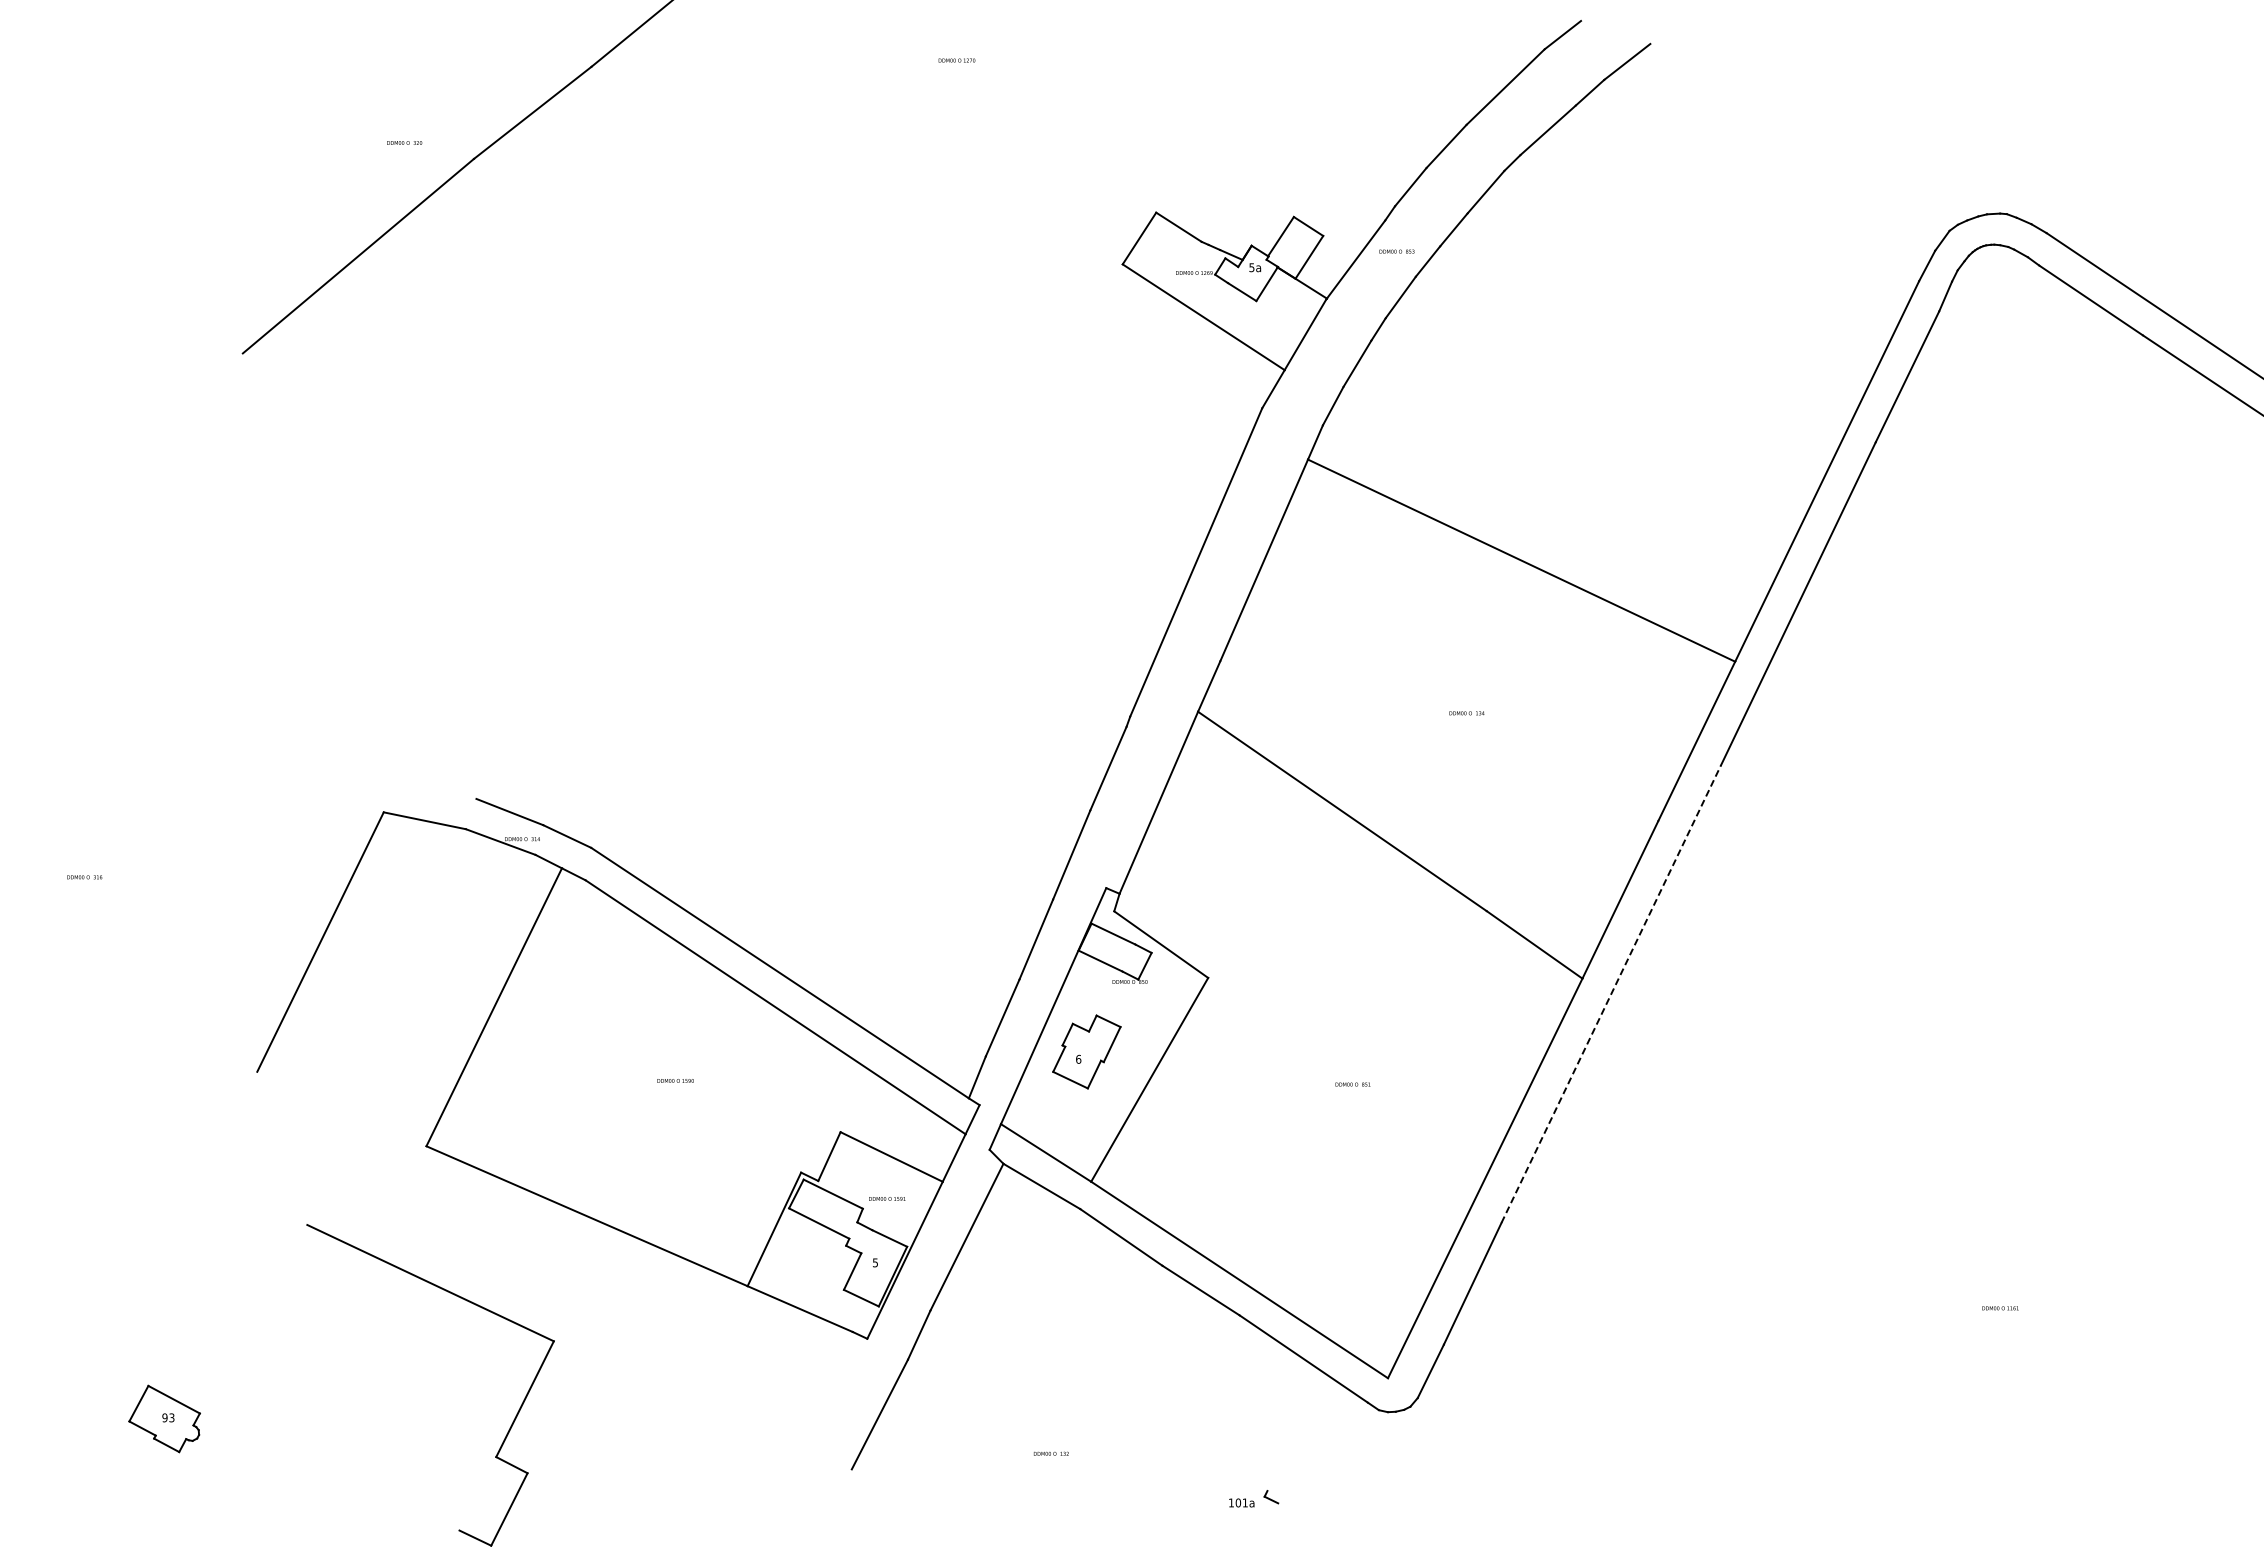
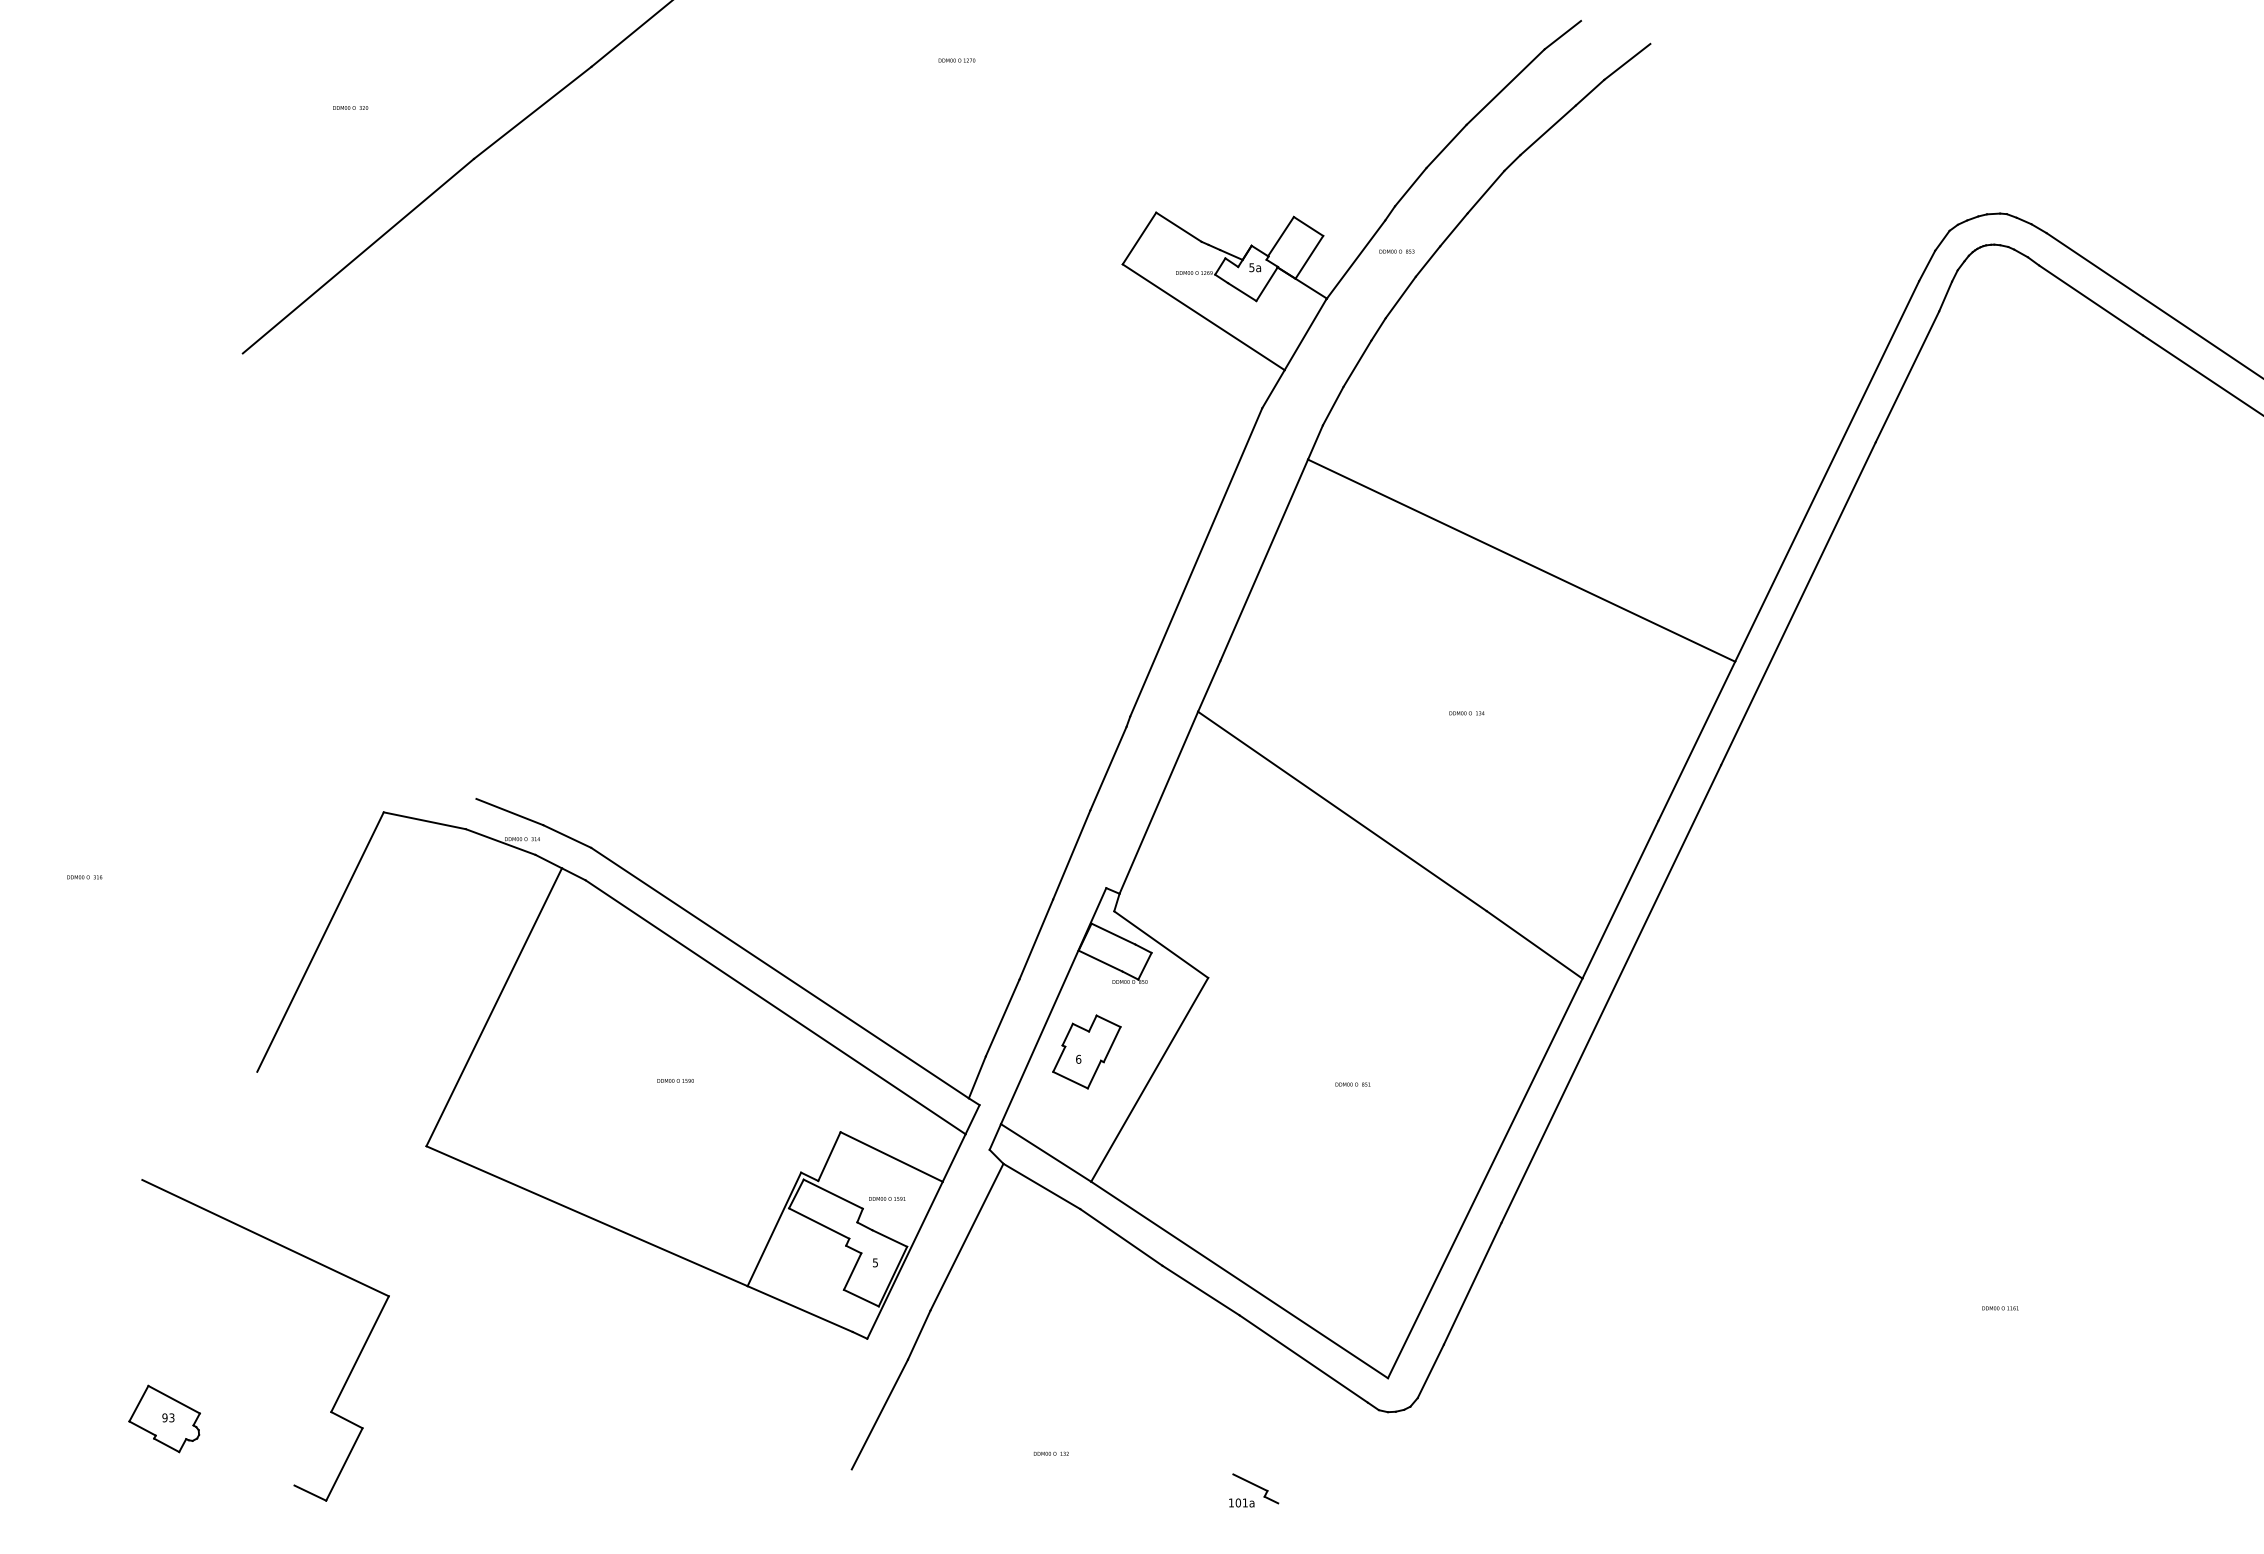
text position: (404, 142) -> (350, 107) (350, 107)
line: dashed -> solid (1611, 994)
part position: (510, 1425) -> (345, 1380) (345, 1380)
line: none -> present (1250, 1482)
